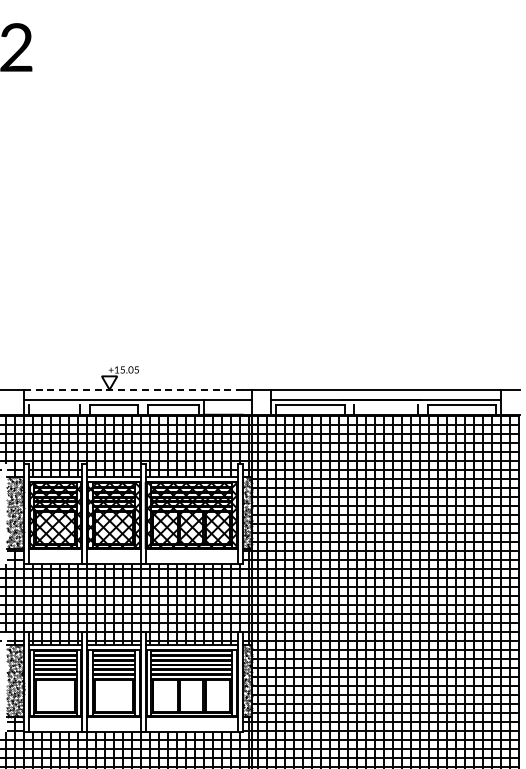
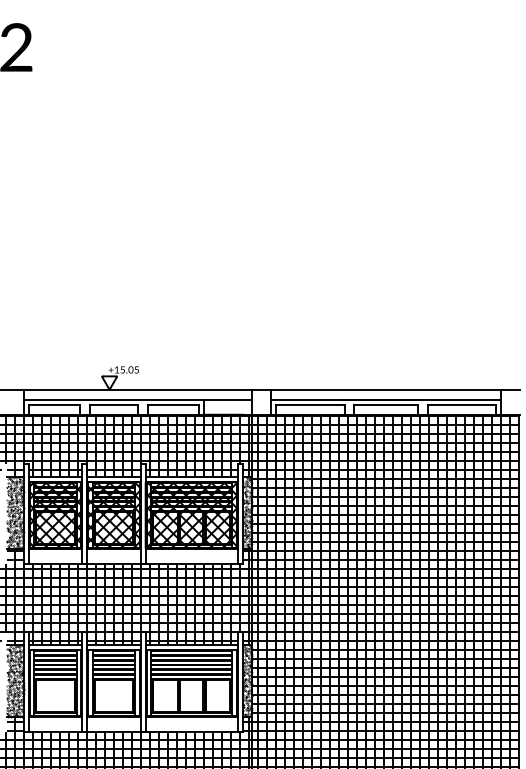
line: dashed -> solid (133, 389)
line: none -> present (53, 405)
line: none -> present (385, 405)
